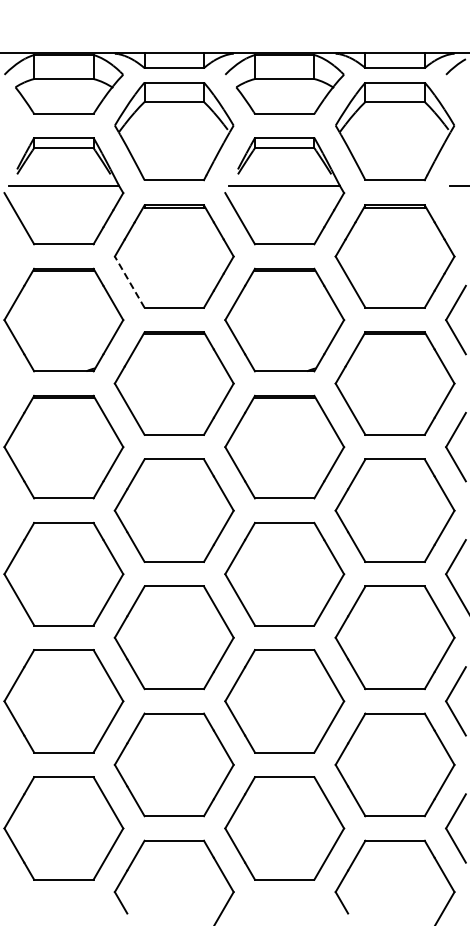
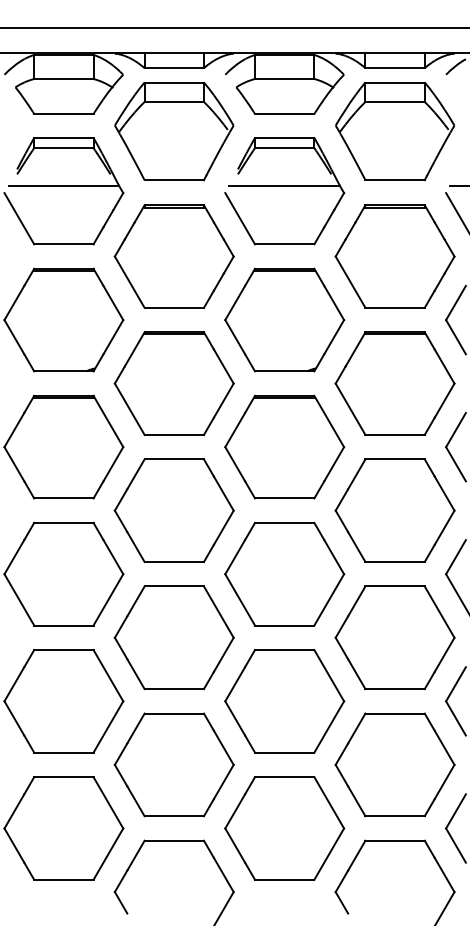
line: none -> present (234, 27)
line: none -> present (456, 210)
line: dashed -> solid (129, 282)
